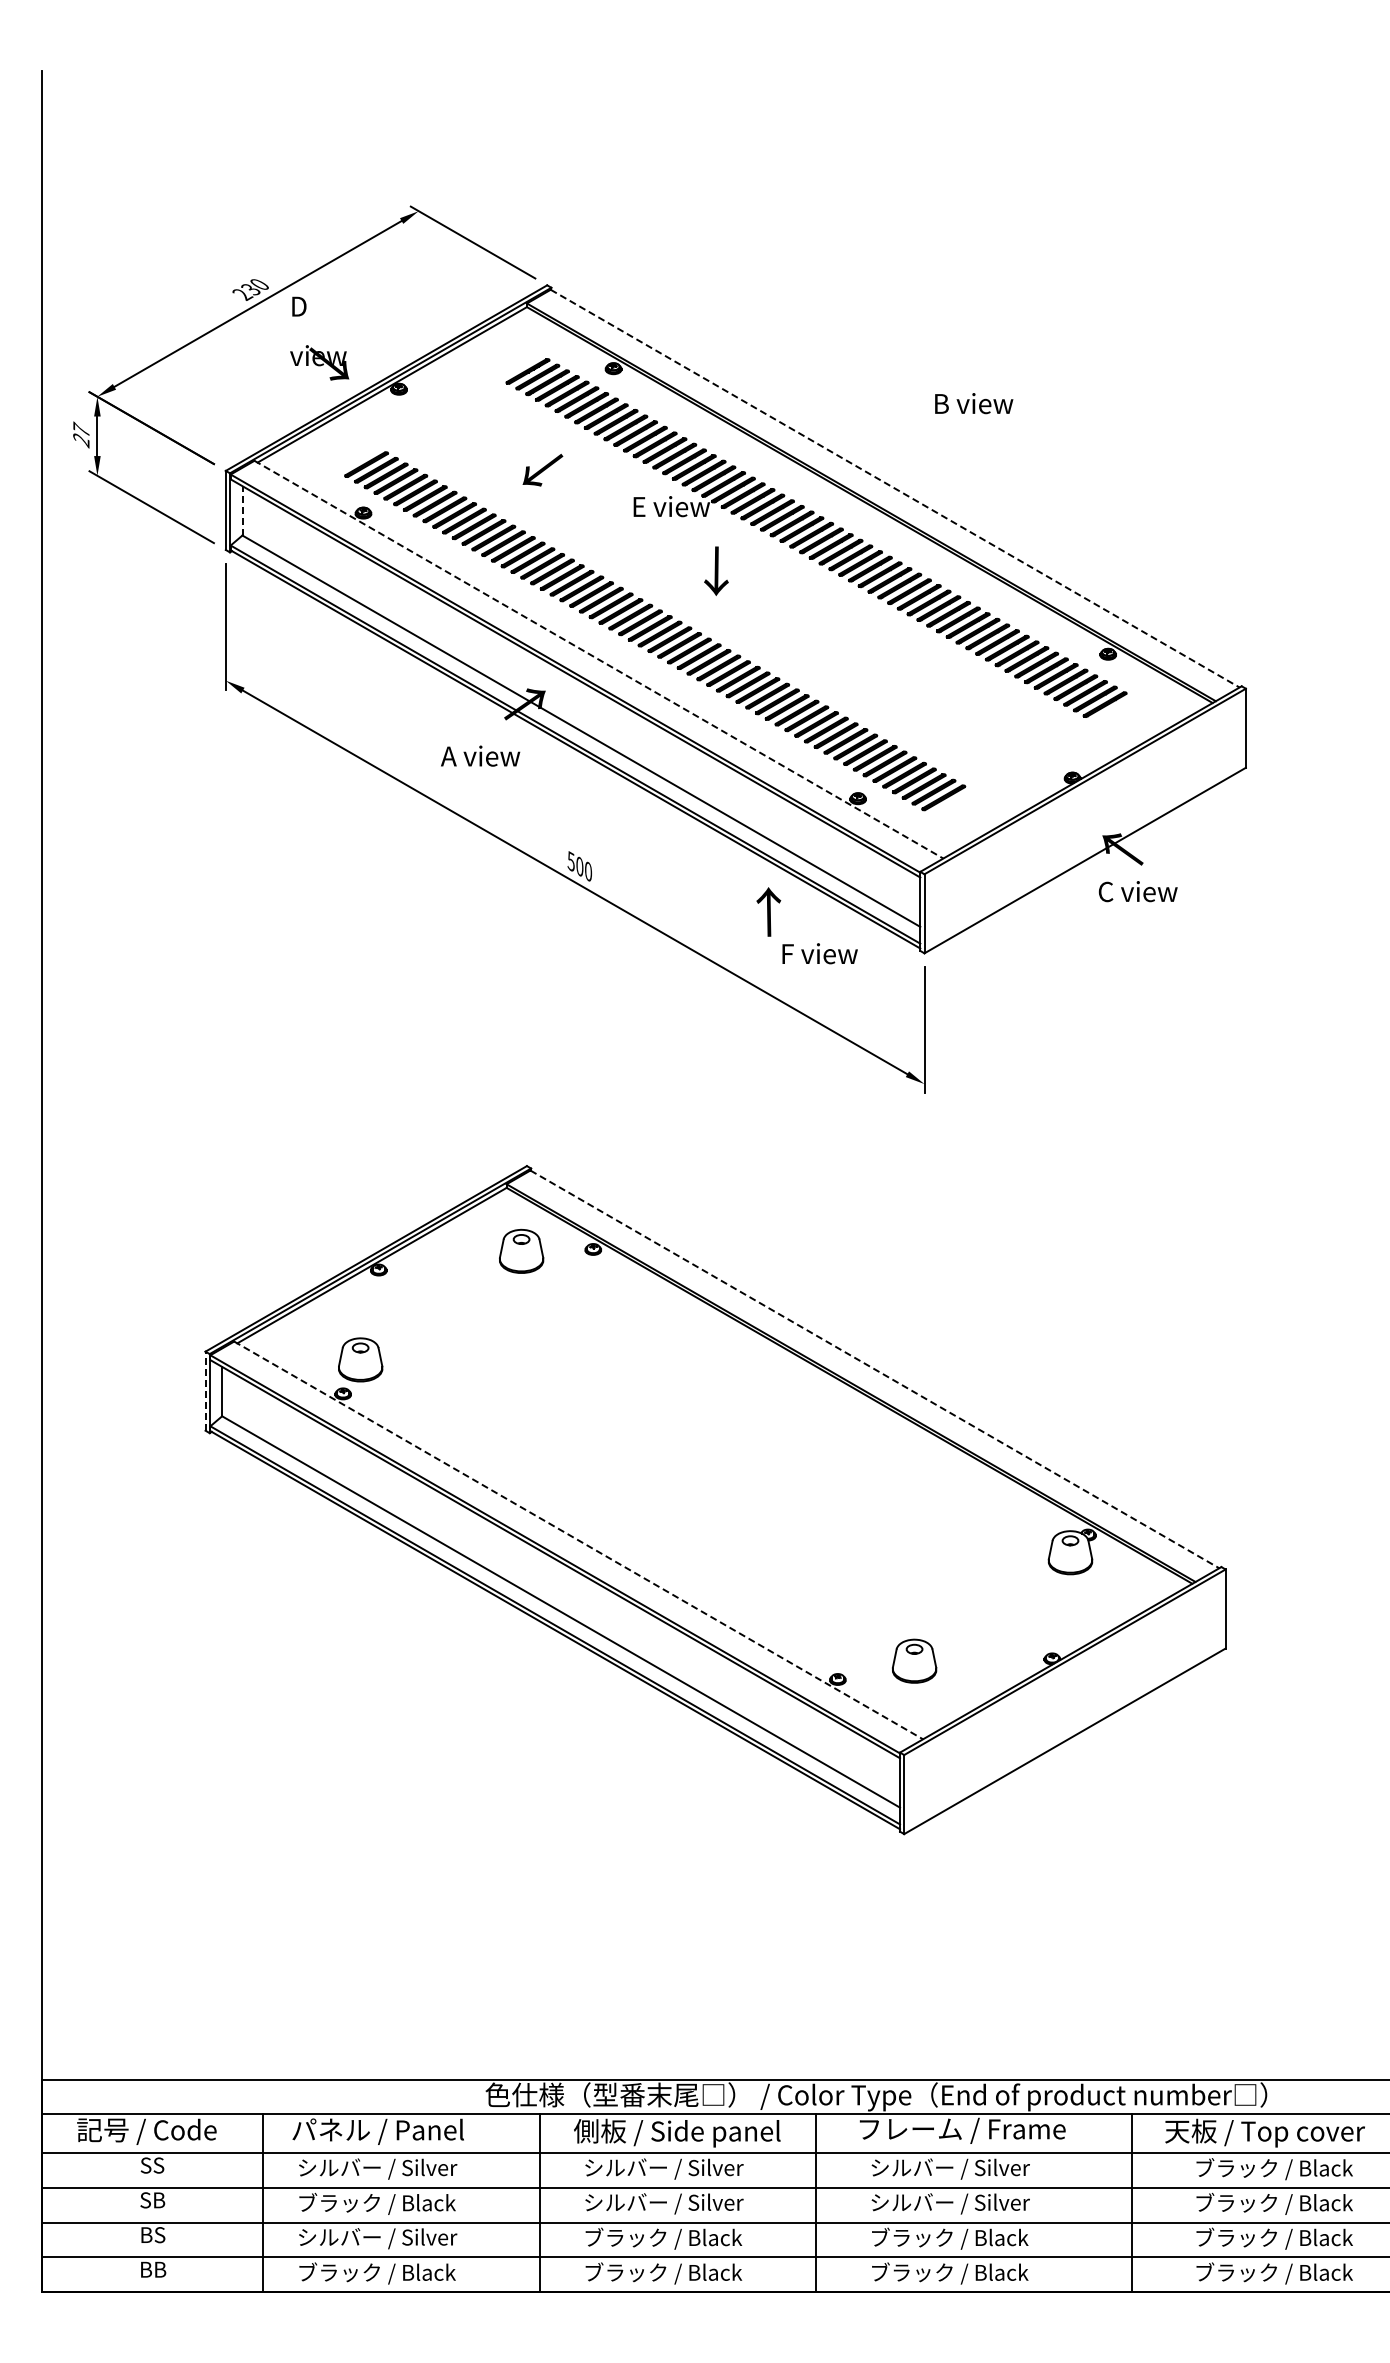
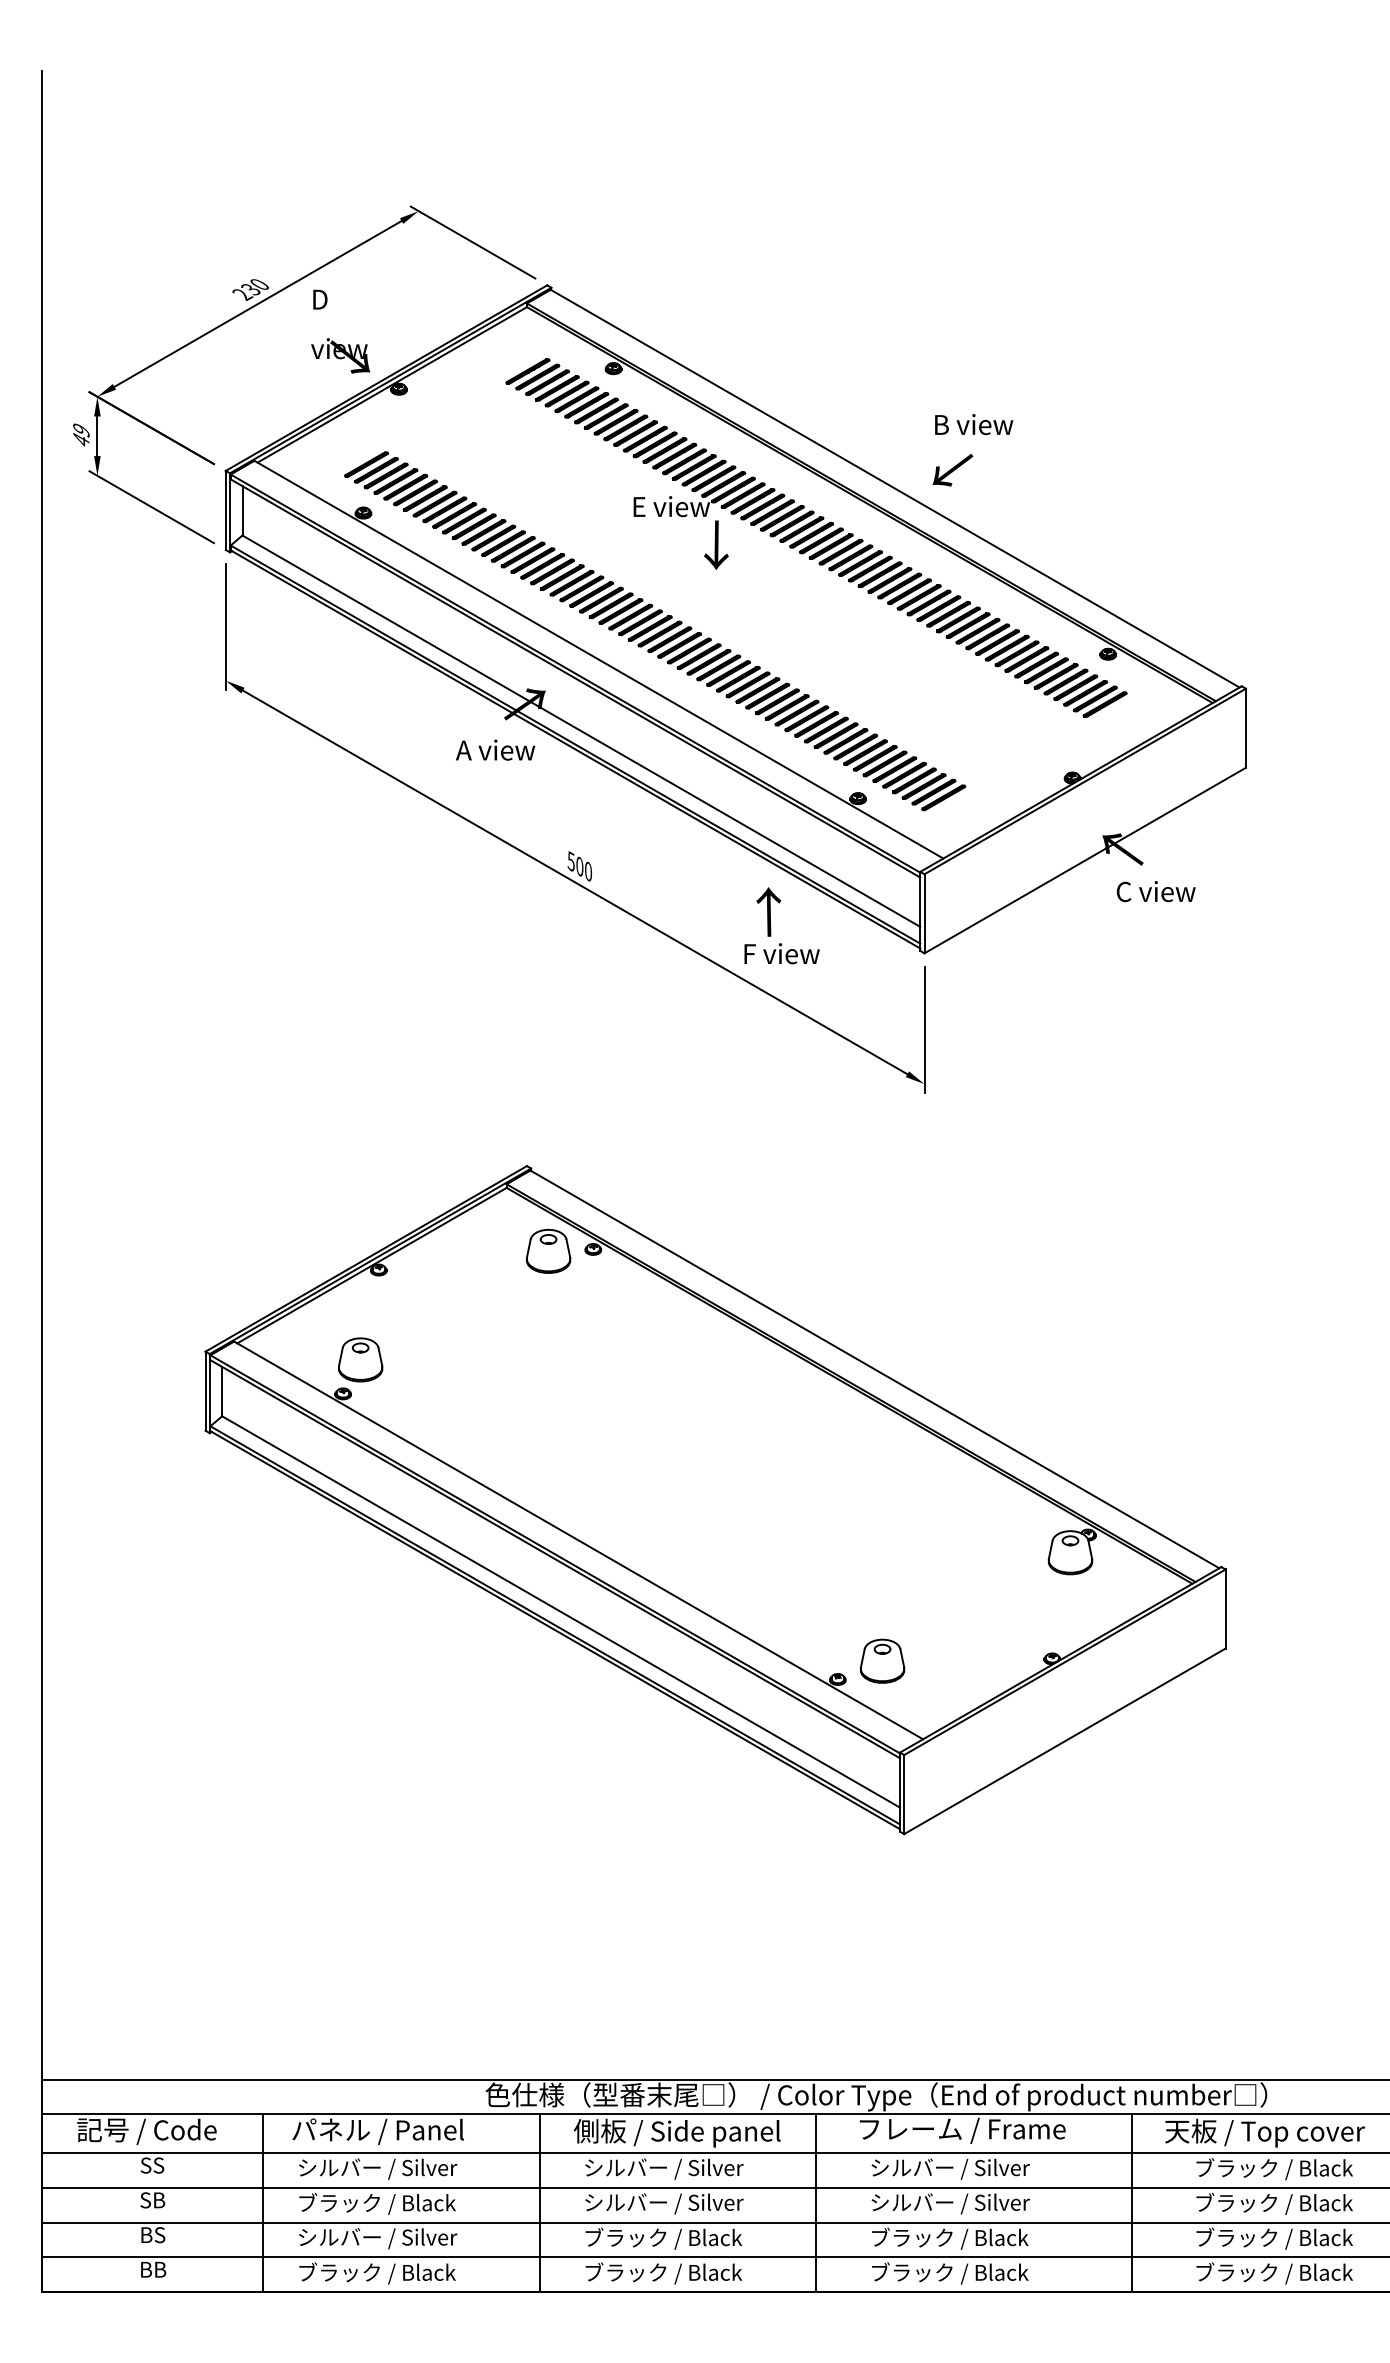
text position: (319, 338) -> (340, 331) (340, 331)
text position: (974, 403) -> (974, 424) (974, 424)
text: 27 -> 49 (81, 434)
text position: (542, 469) -> (952, 469) (952, 469)
line: dashed -> solid (895, 488)
line: dashed -> solid (242, 510)
text position: (716, 570) -> (716, 544) (716, 544)
line: dashed -> solid (598, 659)
text position: (480, 755) -> (495, 749) (495, 749)
text position: (1138, 891) -> (1156, 891) (1156, 891)
text position: (819, 953) -> (781, 953) (781, 953)
part position: (521, 1250) -> (548, 1250) (548, 1250)
line: dashed -> solid (874, 1369)
line: dashed -> solid (205, 1391)
line: dashed -> solid (578, 1540)
part position: (914, 1660) -> (882, 1660) (882, 1660)
